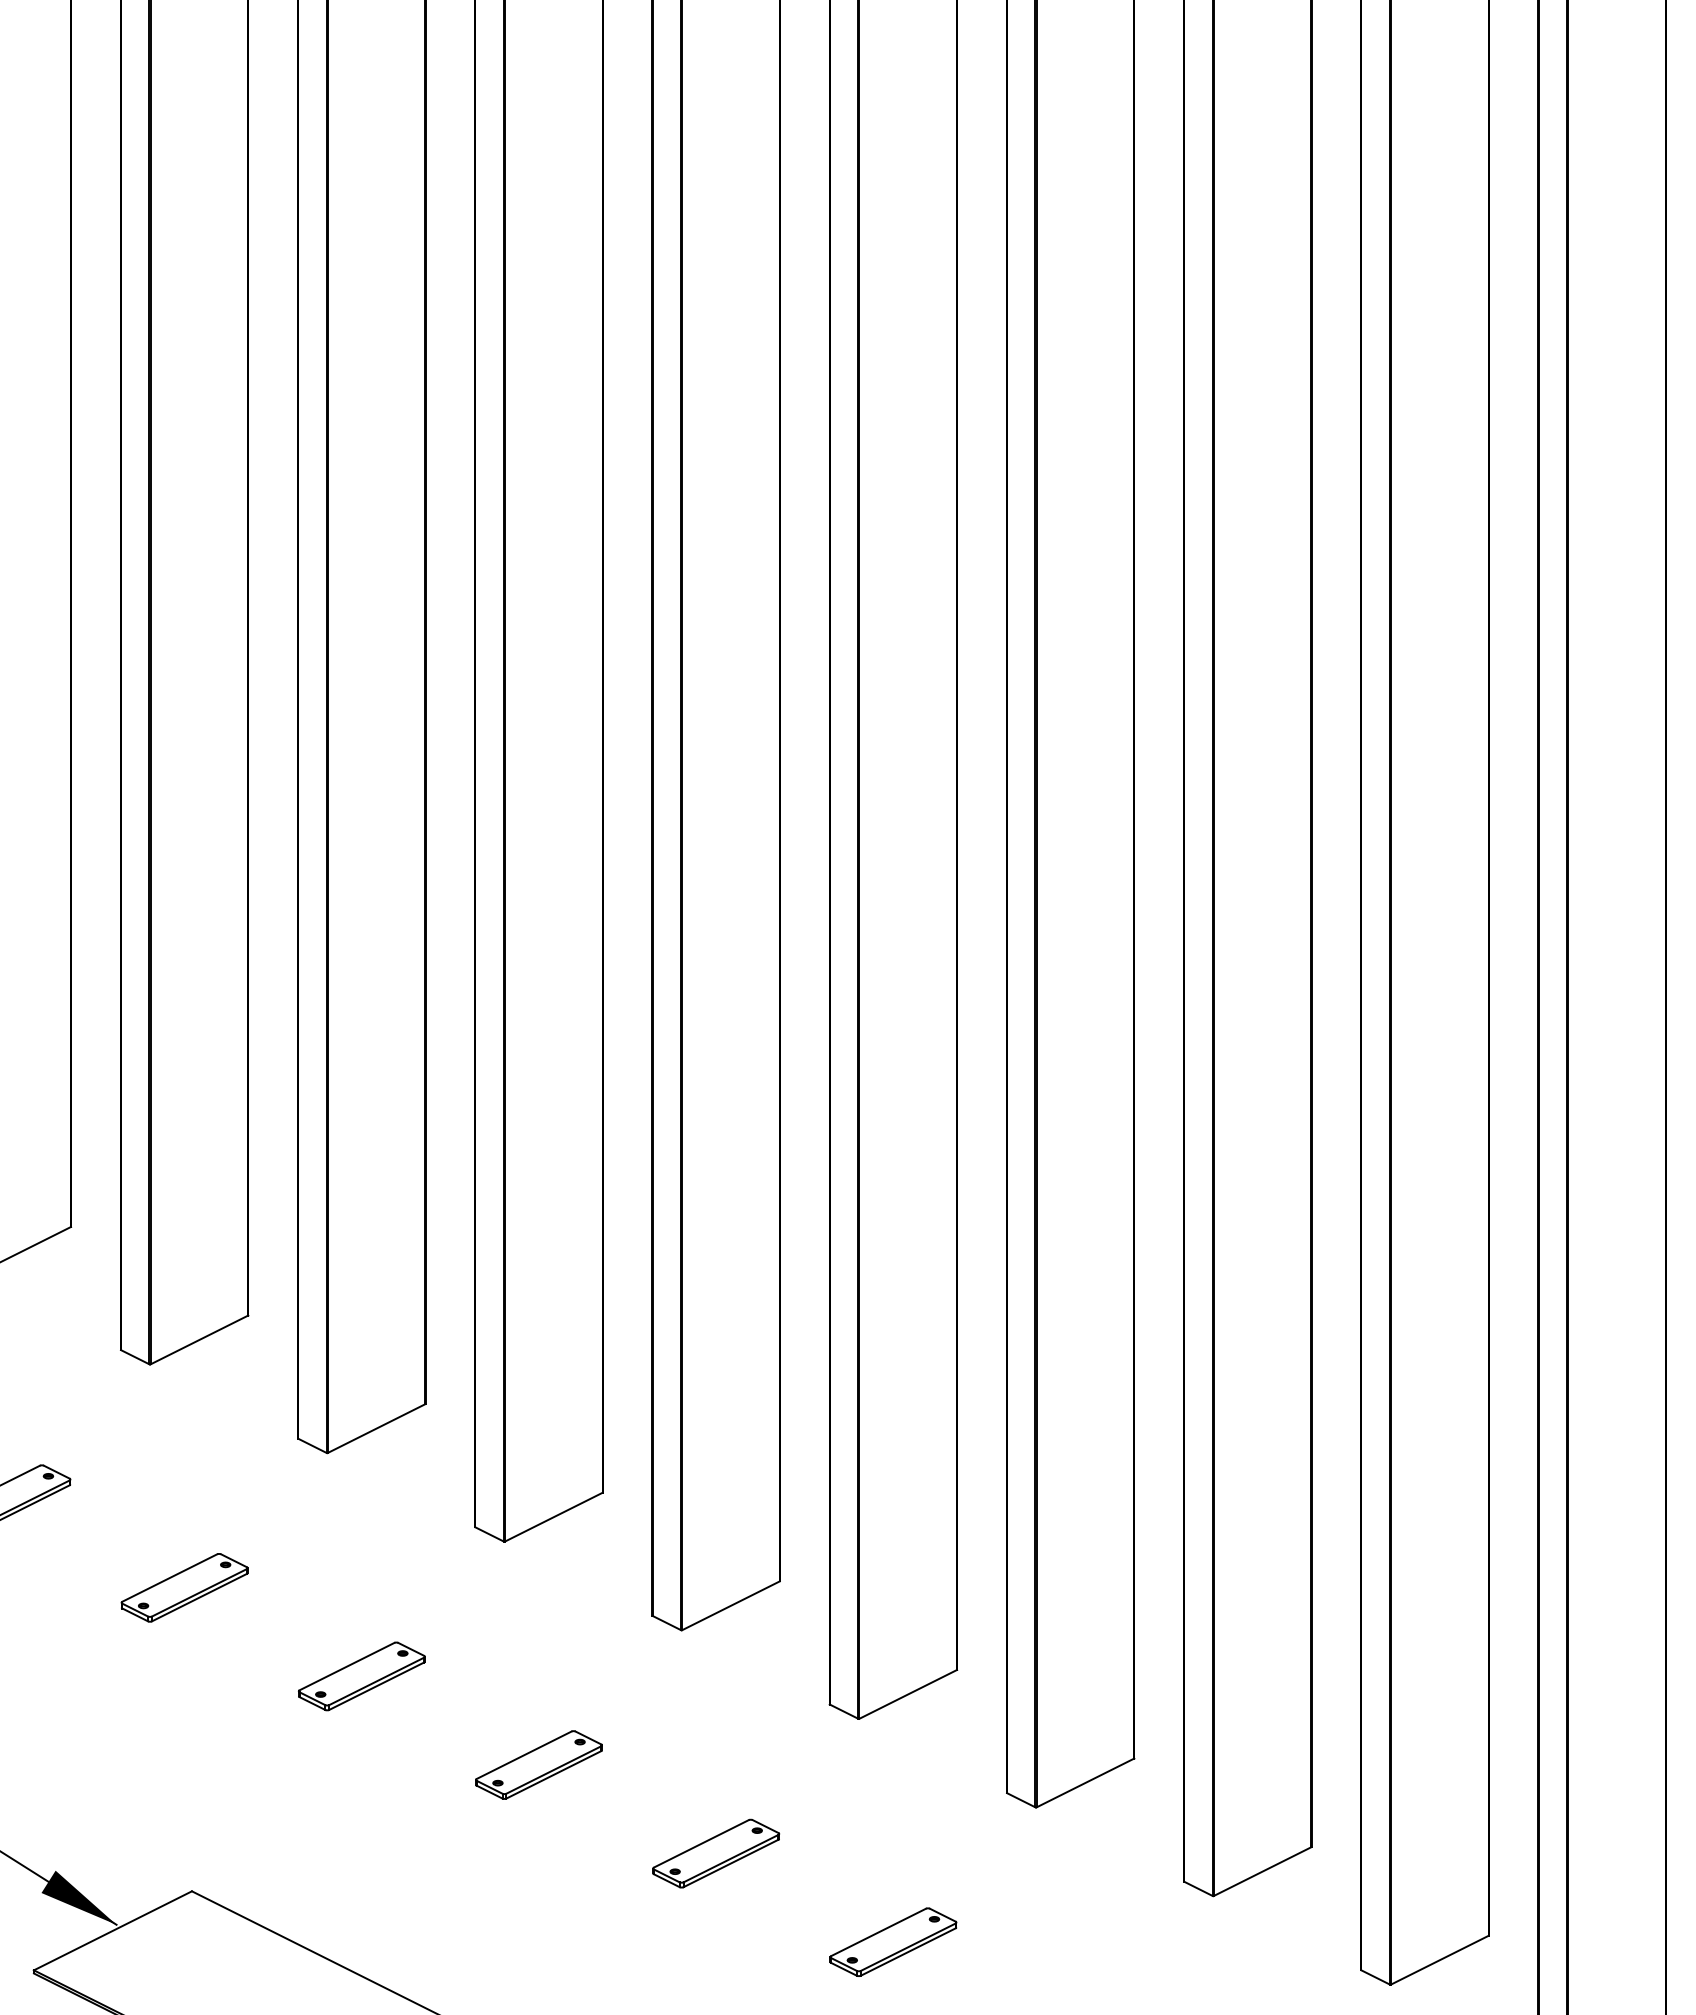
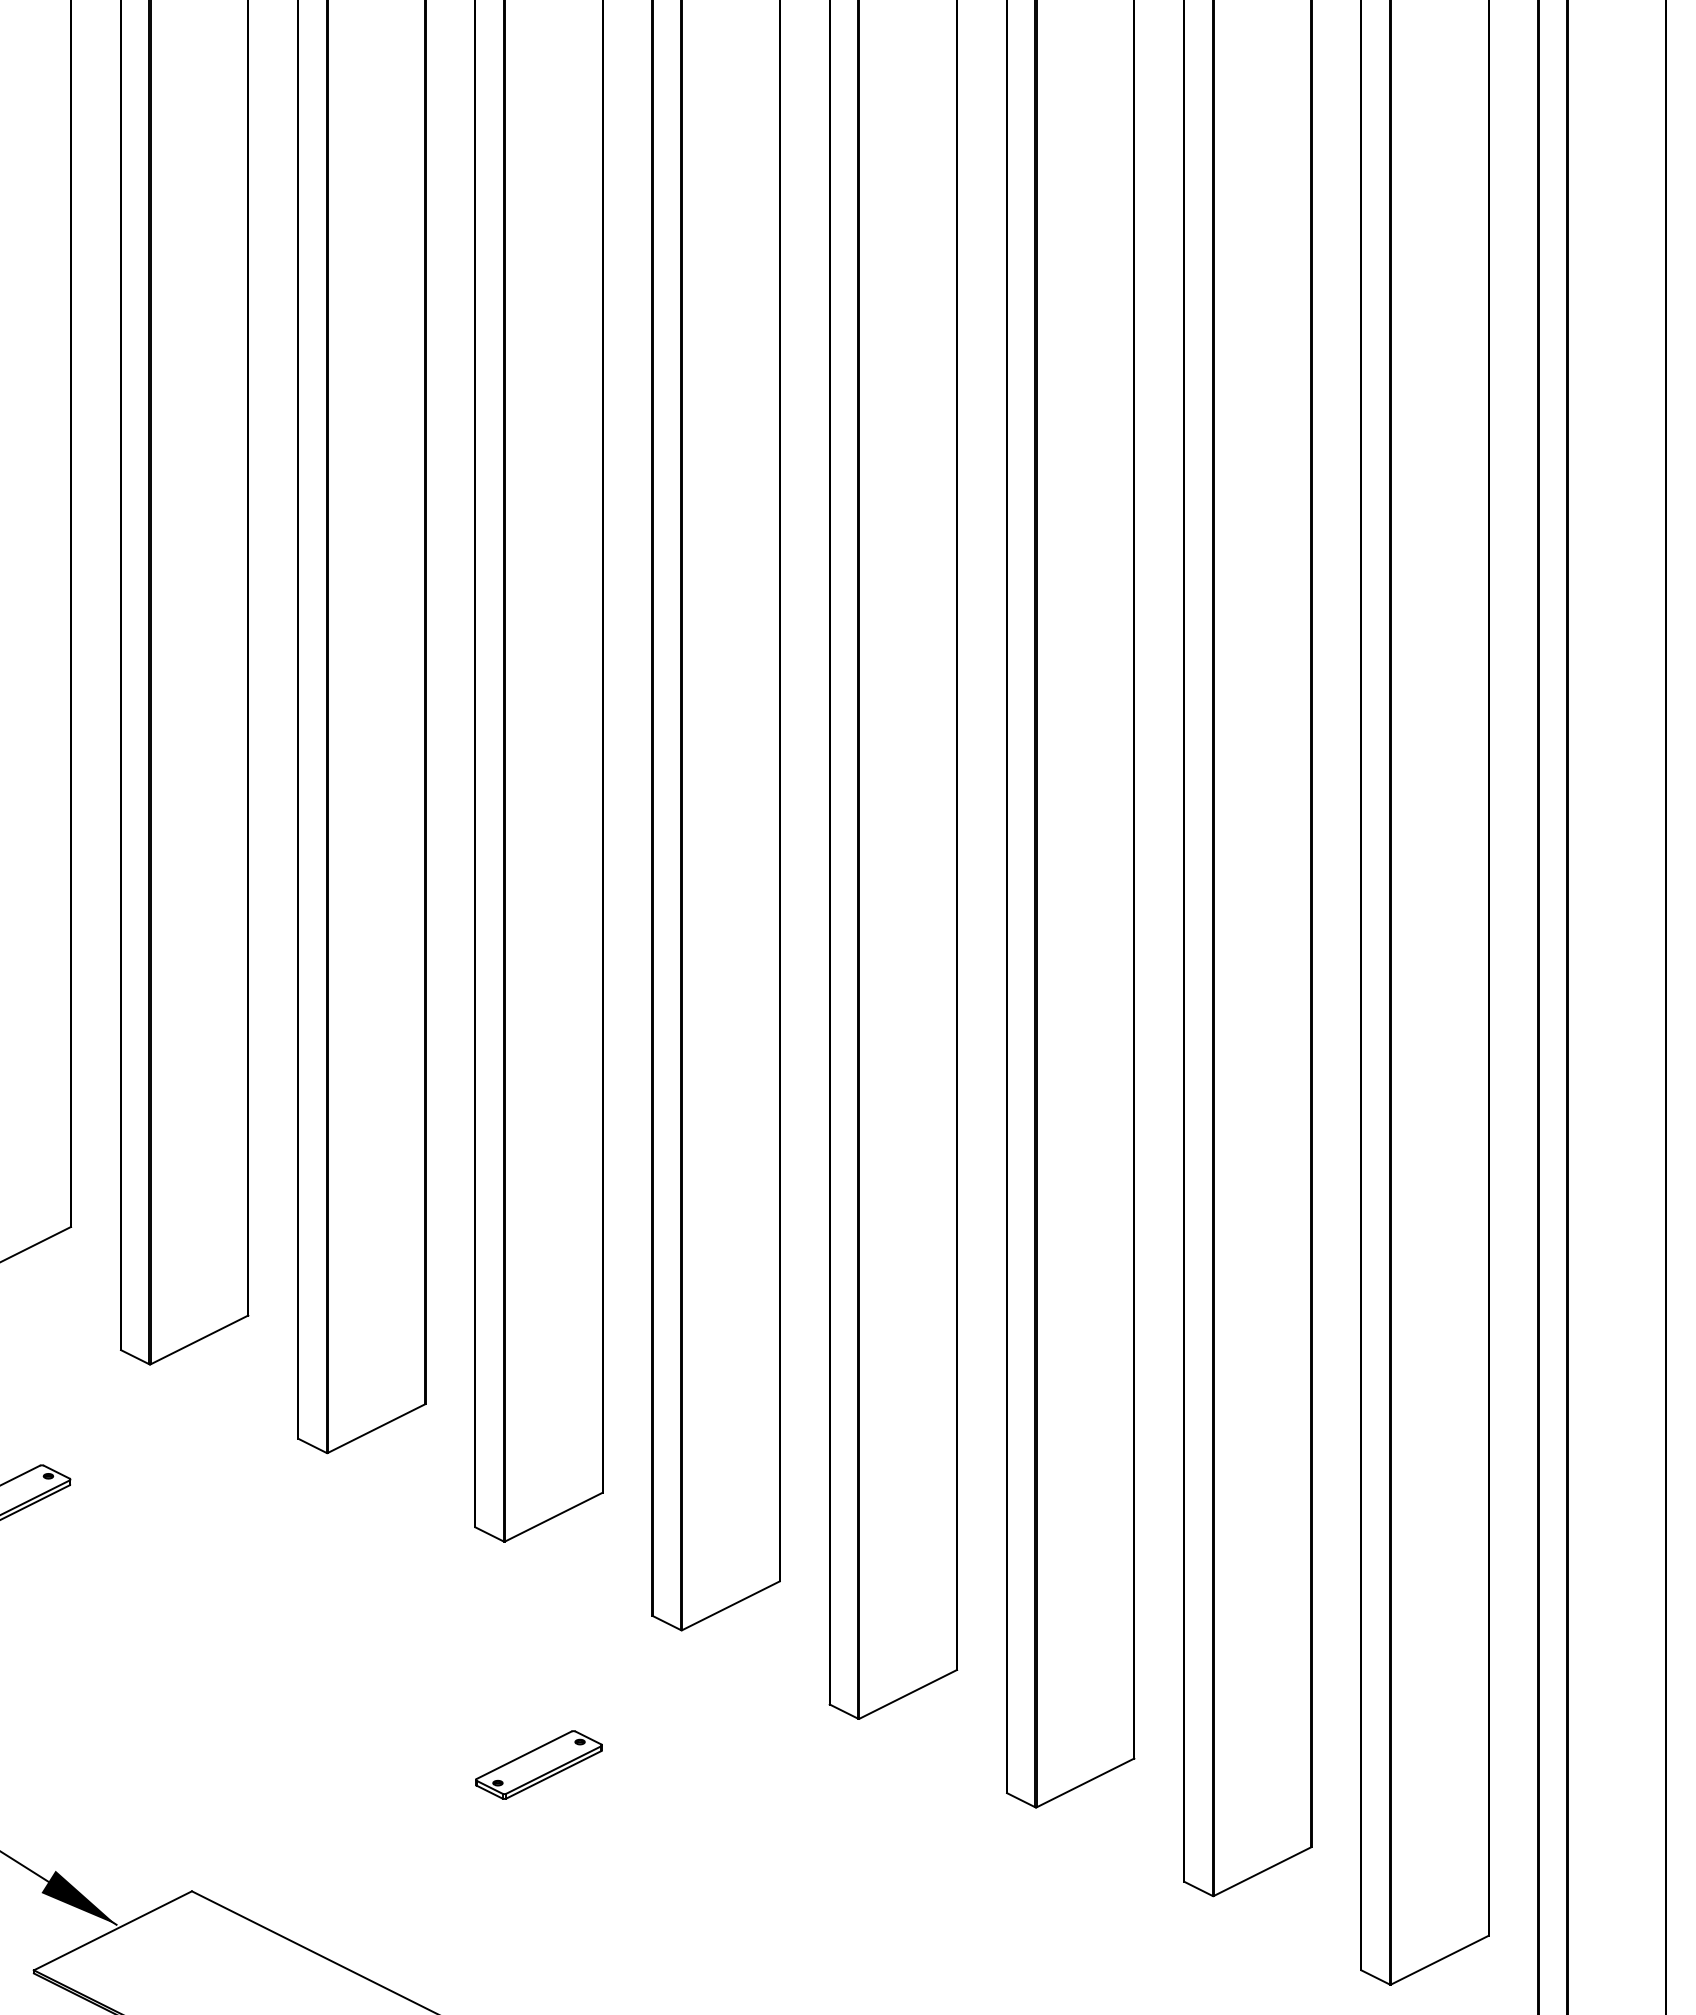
part: present -> none (184, 1587)
part: present -> none (361, 1676)
part: present -> none (716, 1853)
part: present -> none (893, 1941)
